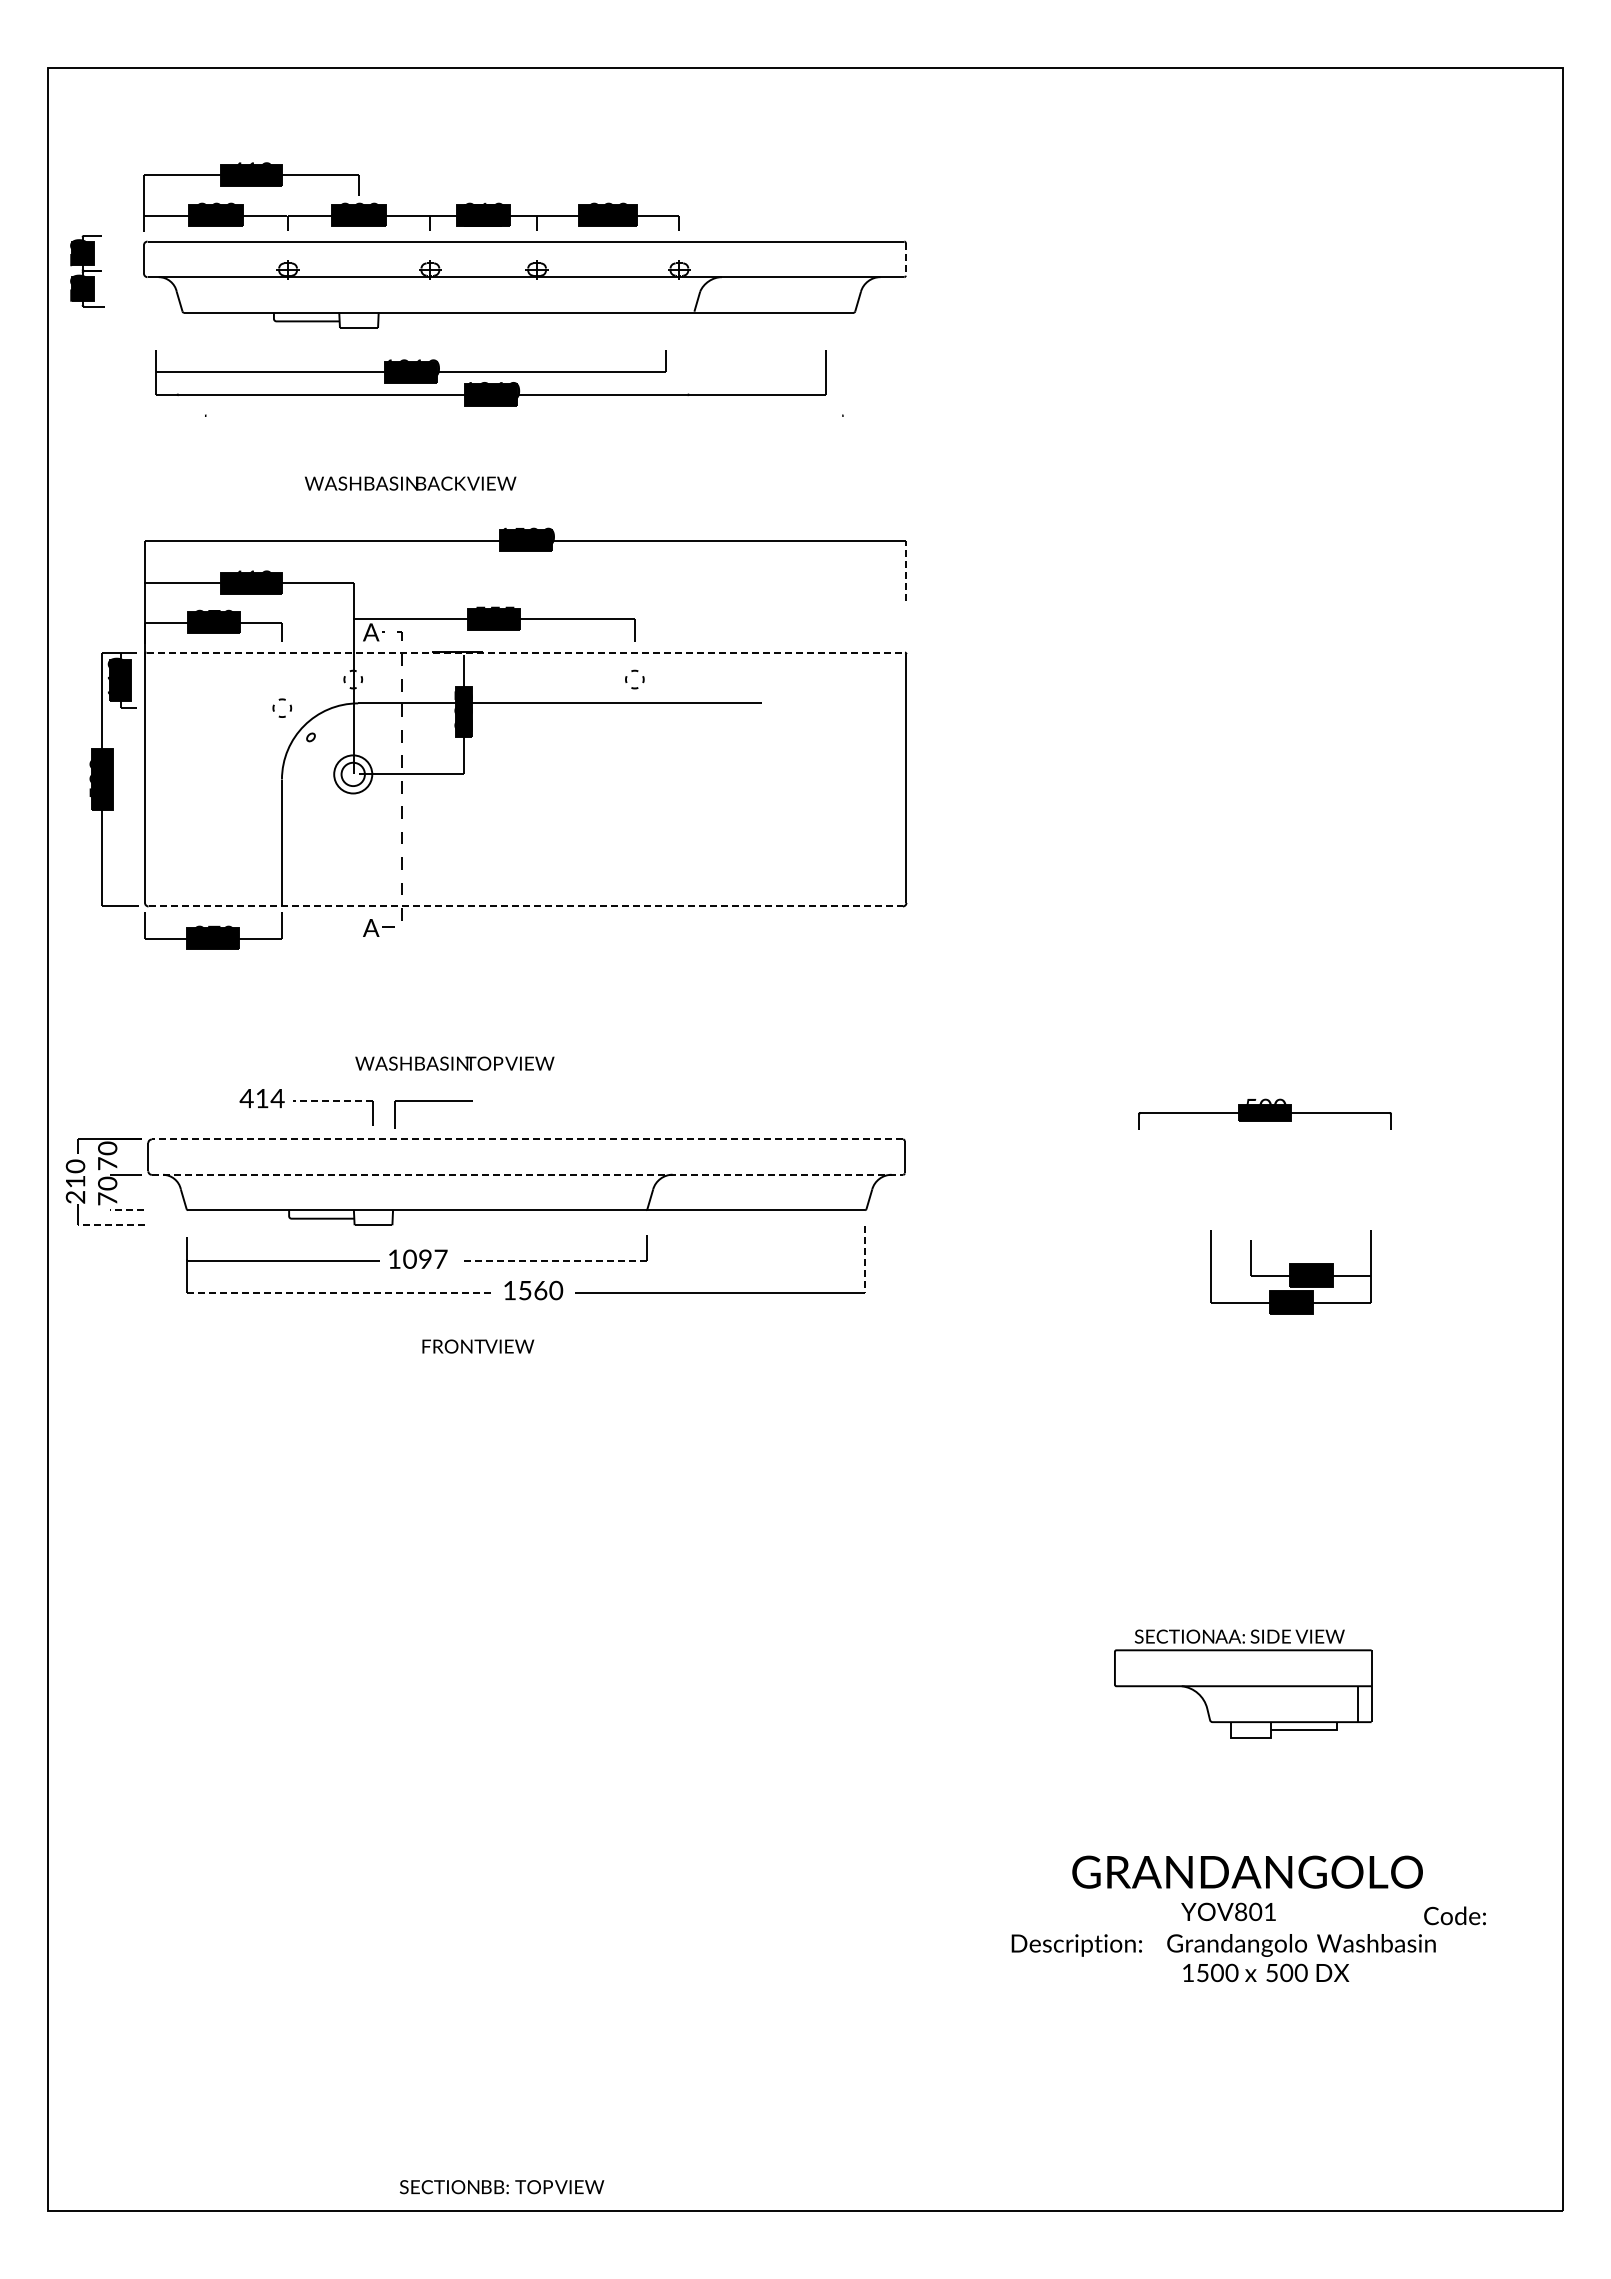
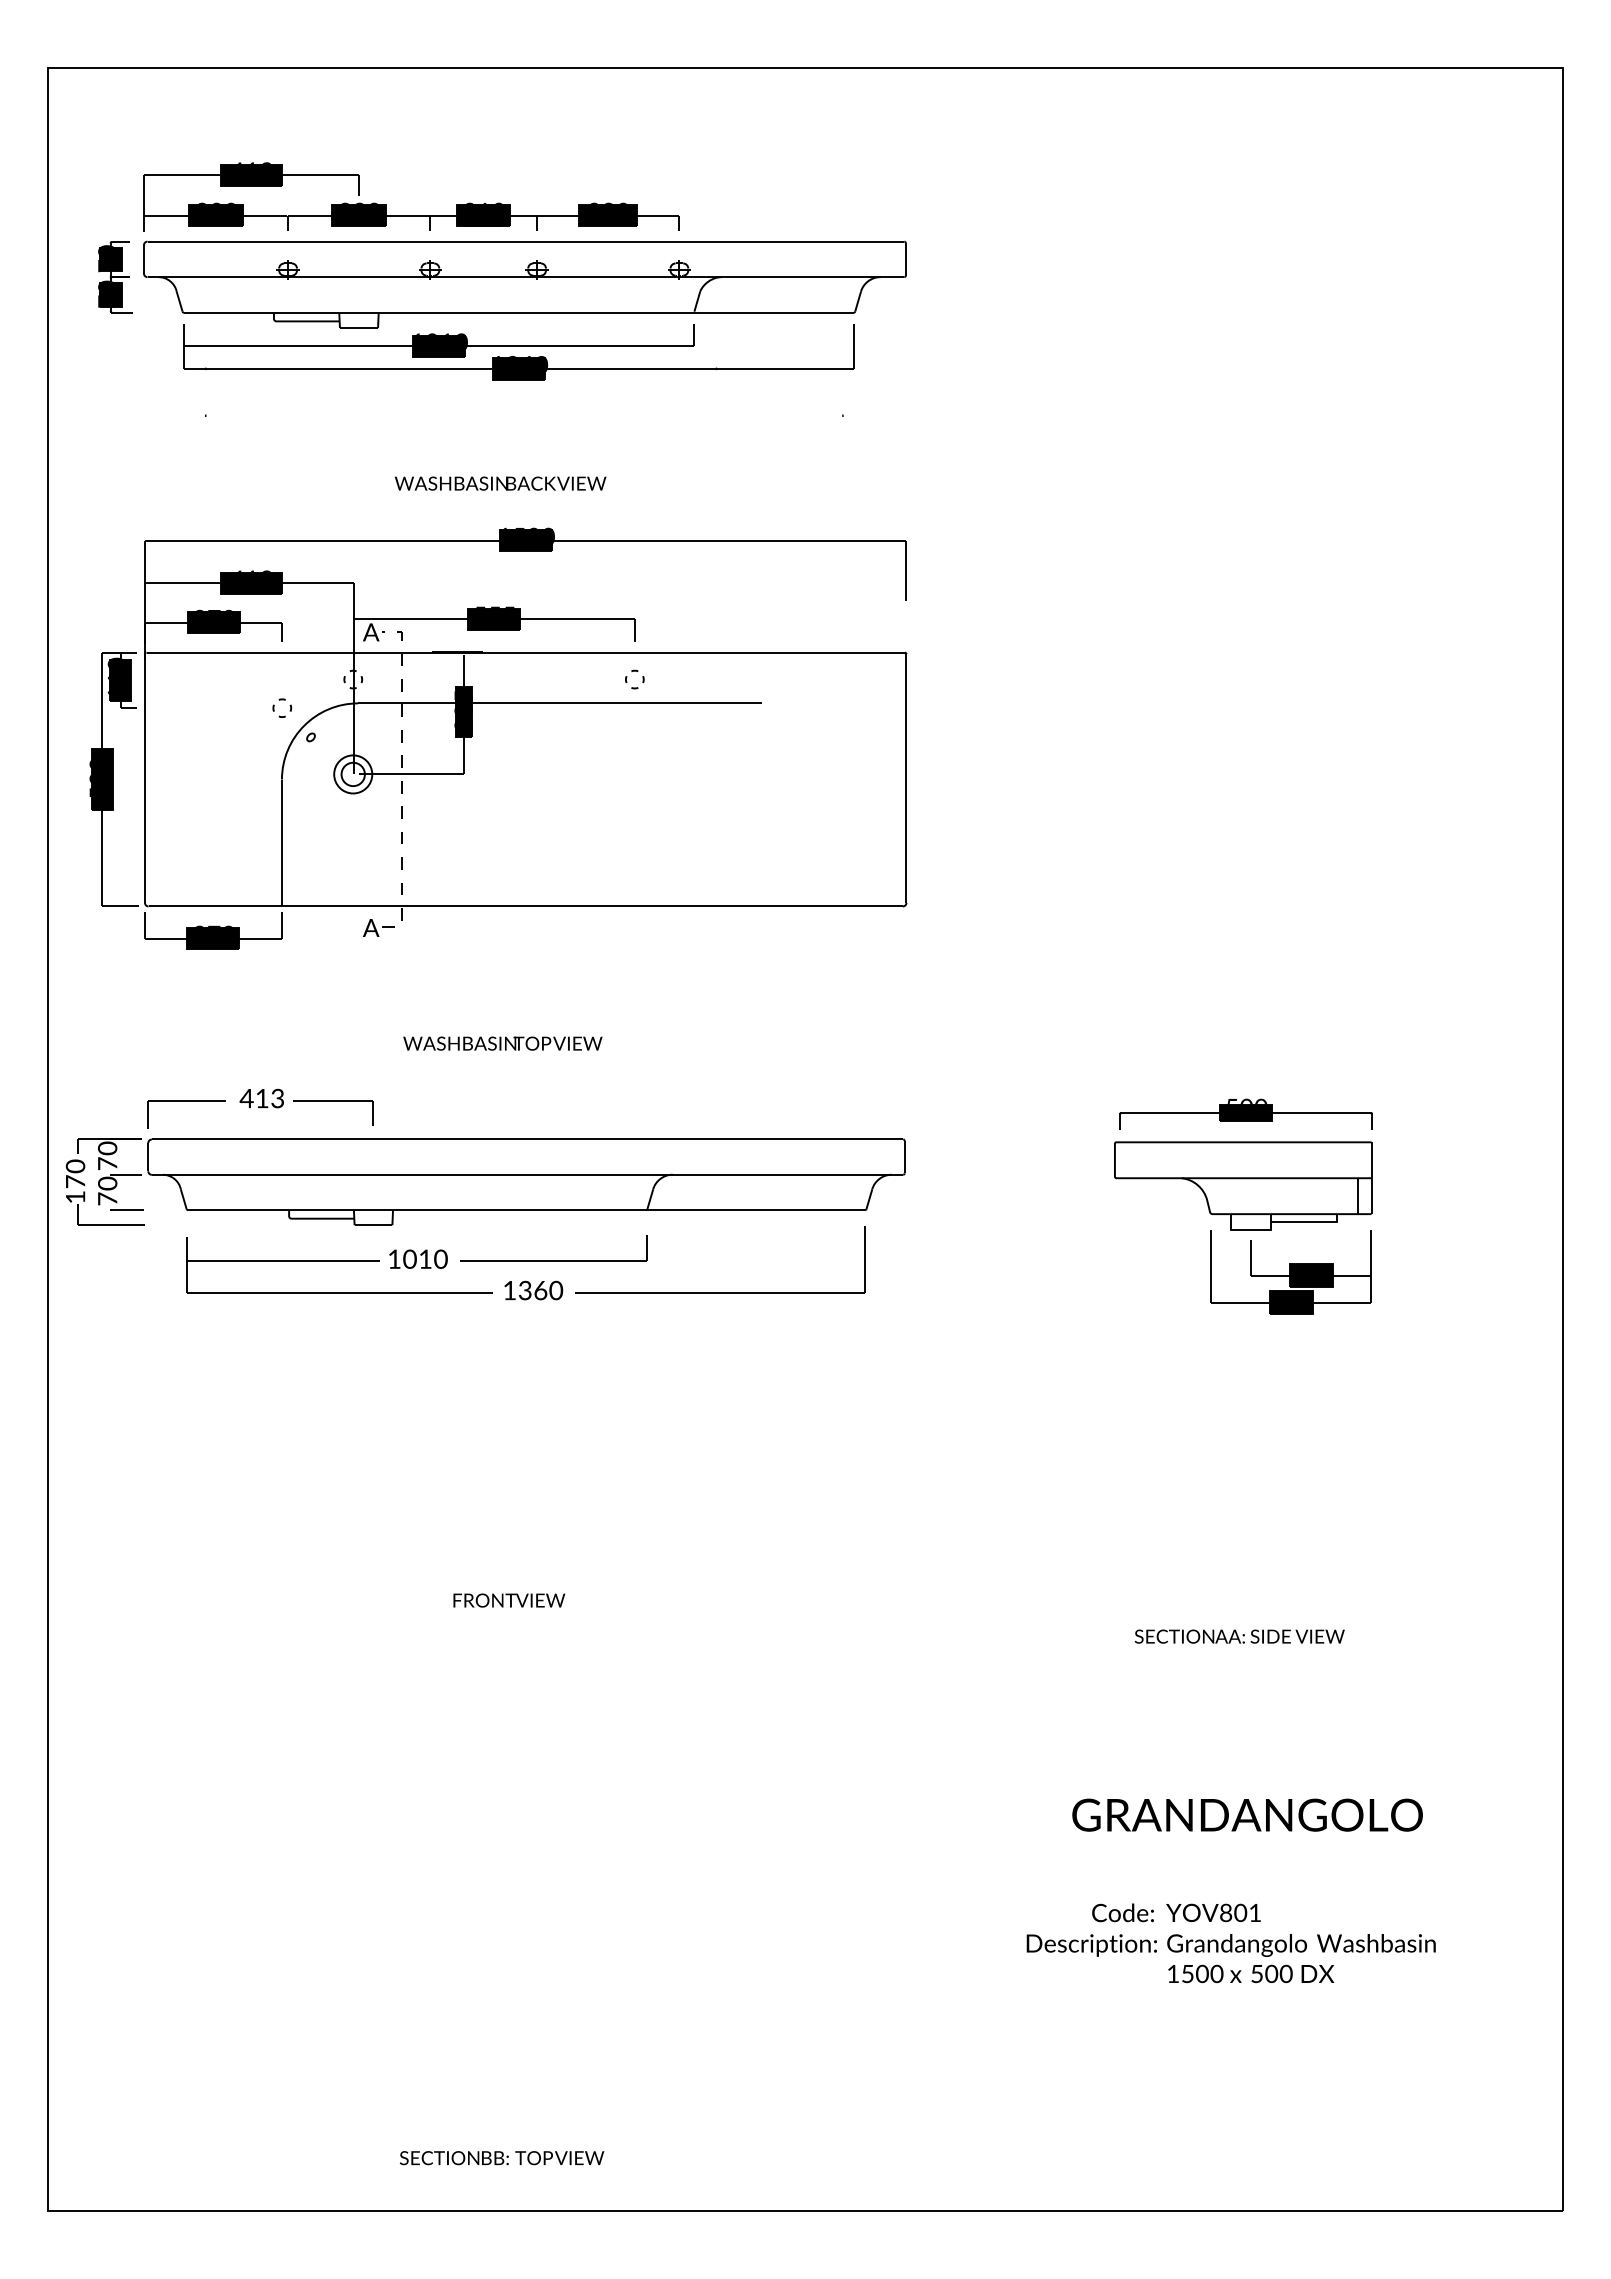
line: dashed -> solid (905, 259)
part position: (87, 271) -> (115, 277) (115, 277)
part position: (490, 378) -> (518, 352) (518, 352)
text position: (410, 483) -> (500, 483) (500, 483)
line: dashed -> solid (906, 570)
line: dashed -> solid (526, 652)
line: dashed -> solid (526, 906)
text position: (454, 1063) -> (502, 1043) (502, 1043)
text: 414 -> 413 (277, 1098)
line: dashed -> solid (333, 1100)
part position: (433, 1101) -> (186, 1101) (186, 1101)
part position: (1264, 1113) -> (1245, 1113) (1245, 1113)
line: dashed -> solid (527, 1139)
line: dashed -> solid (527, 1174)
text: 210 -> 170 (75, 1189)
line: dashed -> solid (126, 1210)
line: dashed -> solid (111, 1225)
text: 1097 -> 1010 (433, 1258)
line: dashed -> solid (865, 1259)
line: dashed -> solid (553, 1261)
text: 1560 -> 1360 (524, 1290)
line: dashed -> solid (340, 1292)
text position: (478, 1346) -> (509, 1600) (509, 1600)
part position: (1243, 1693) -> (1243, 1185) (1243, 1185)
text position: (1247, 1871) -> (1247, 1814) (1247, 1814)
text position: (1228, 1911) -> (1213, 1912) (1213, 1912)
text position: (1454, 1915) -> (1122, 1912) (1122, 1912)
text position: (1076, 1945) -> (1091, 1945) (1091, 1945)
text position: (1266, 1972) -> (1251, 1973) (1251, 1973)
text position: (502, 2187) -> (502, 2158) (502, 2158)
